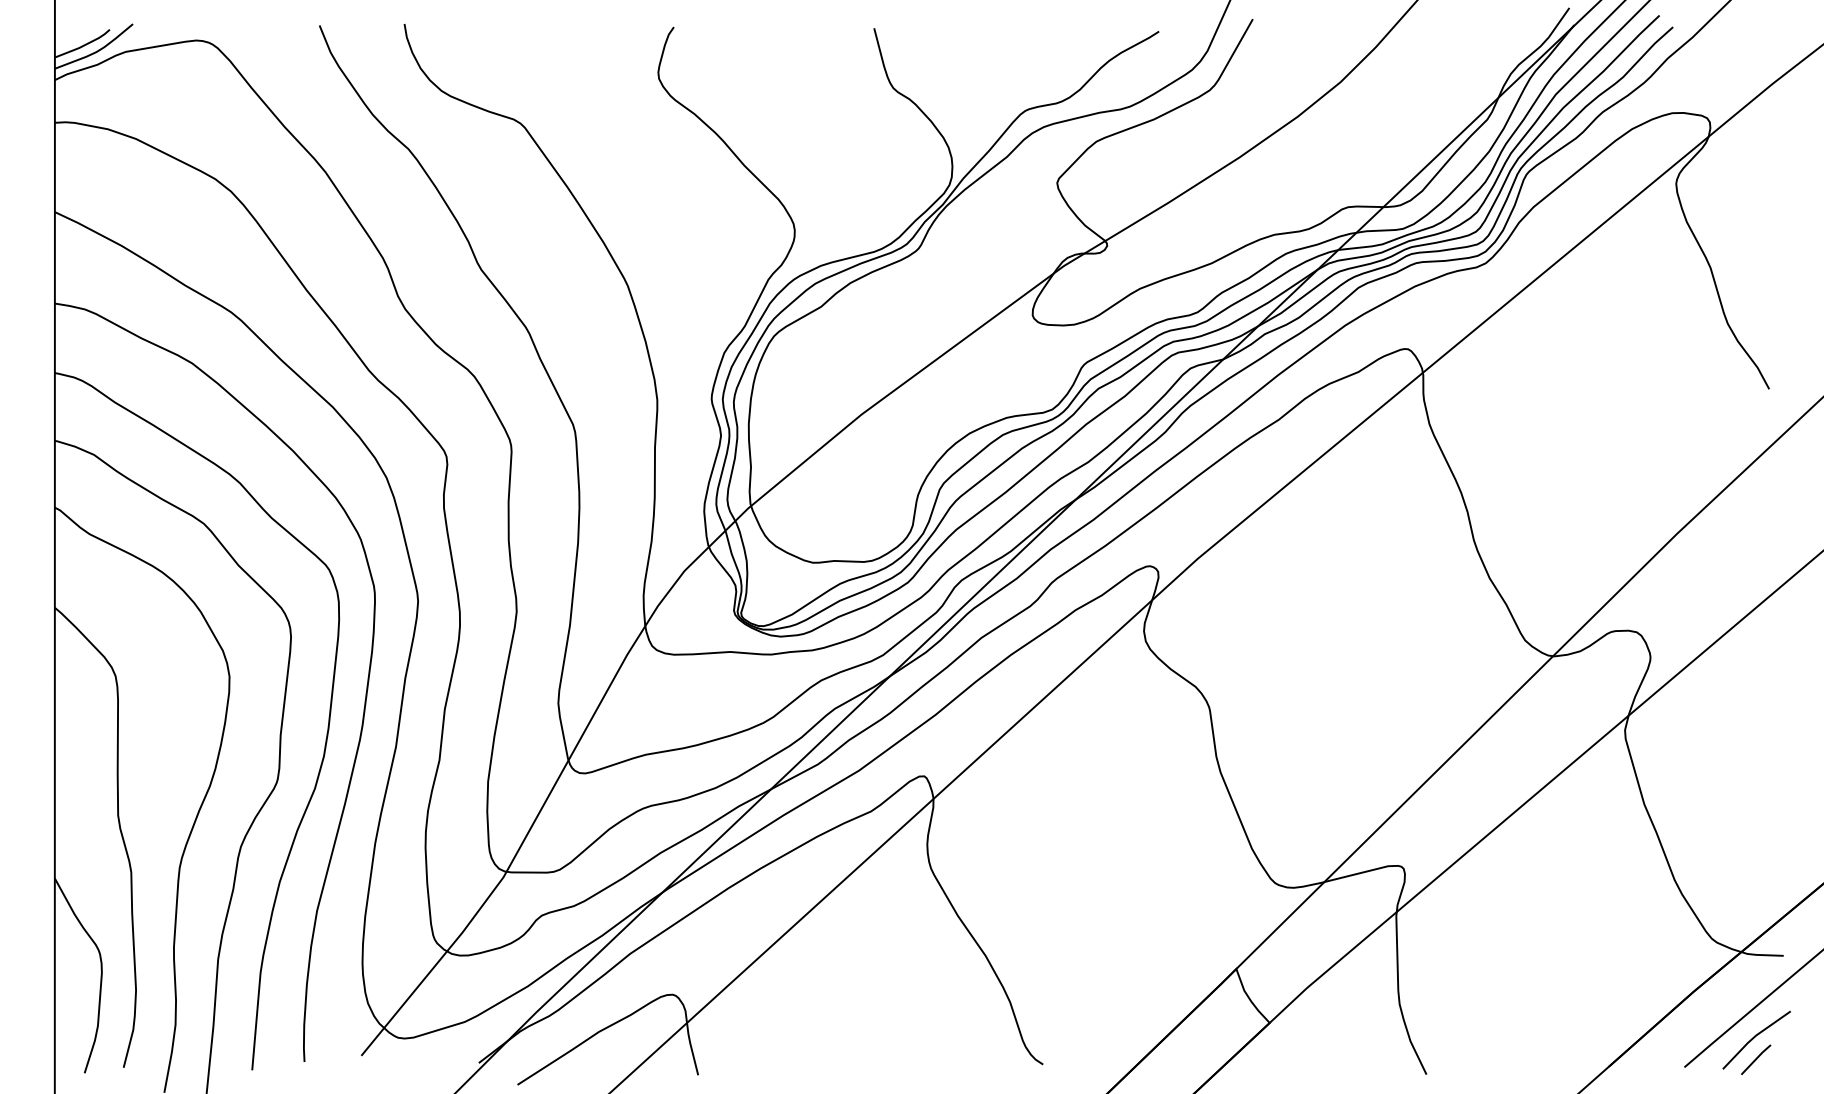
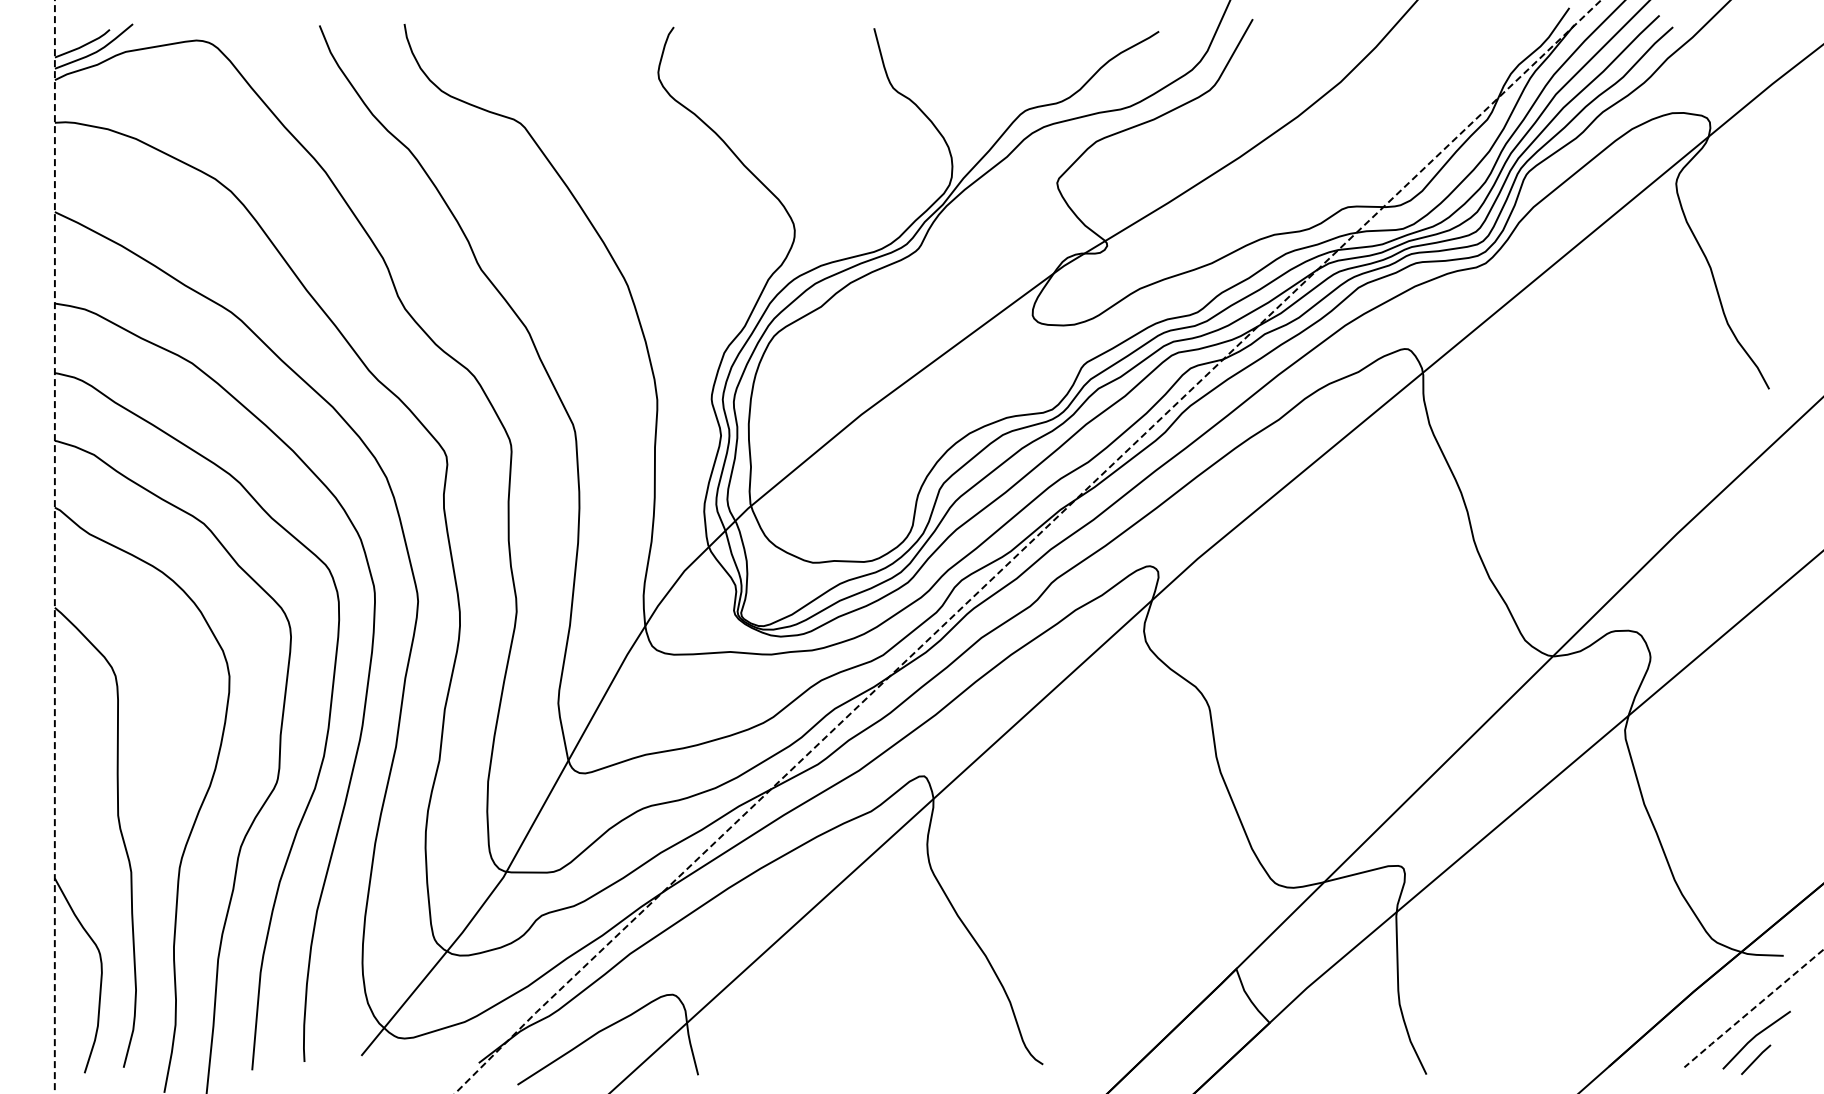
line: solid -> dashed (629, 923)
line: solid -> dashed (1753, 1008)
